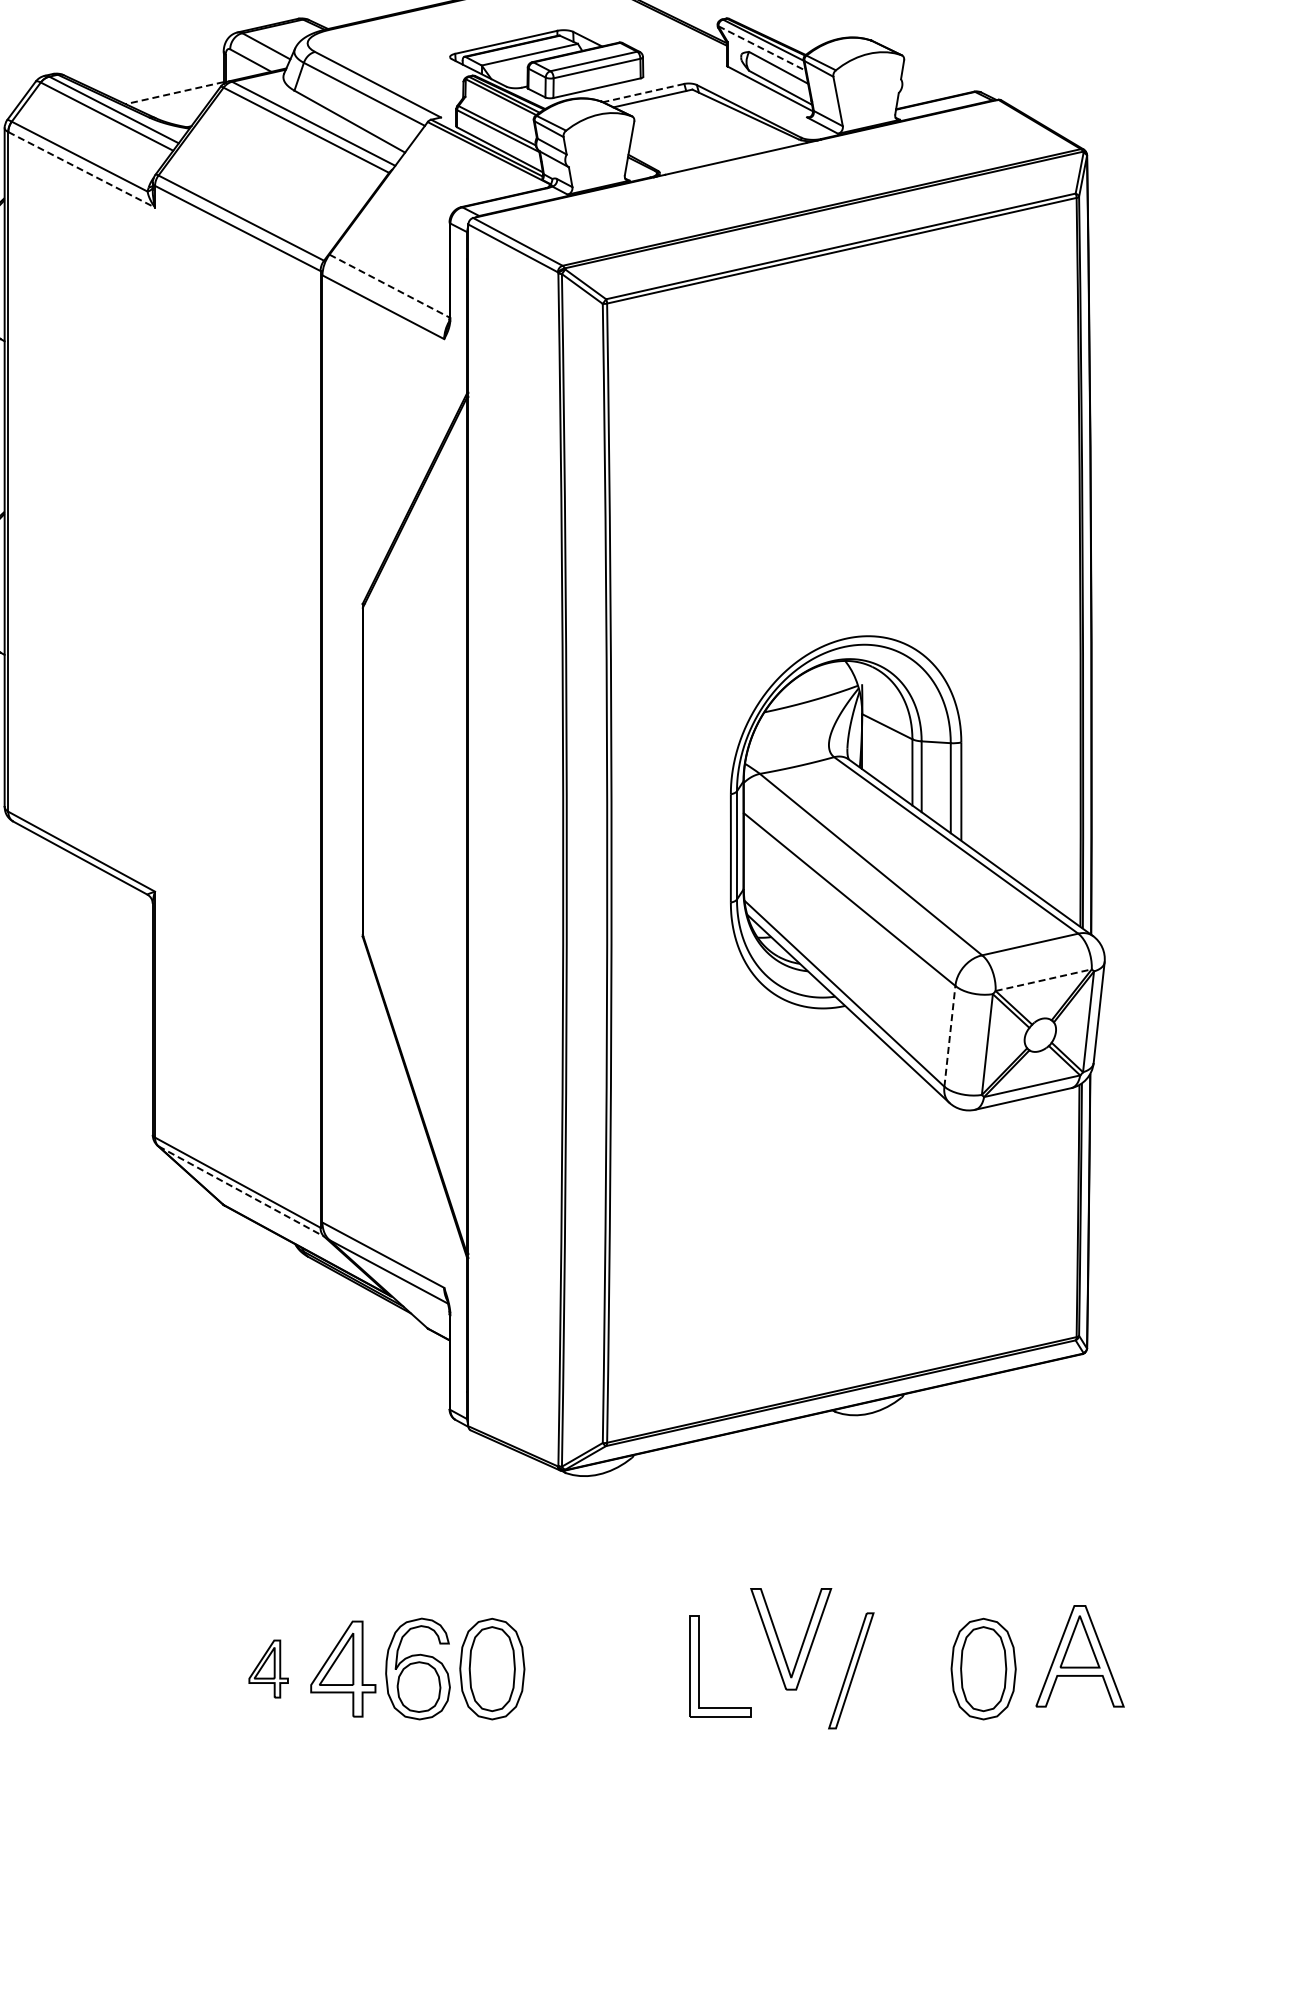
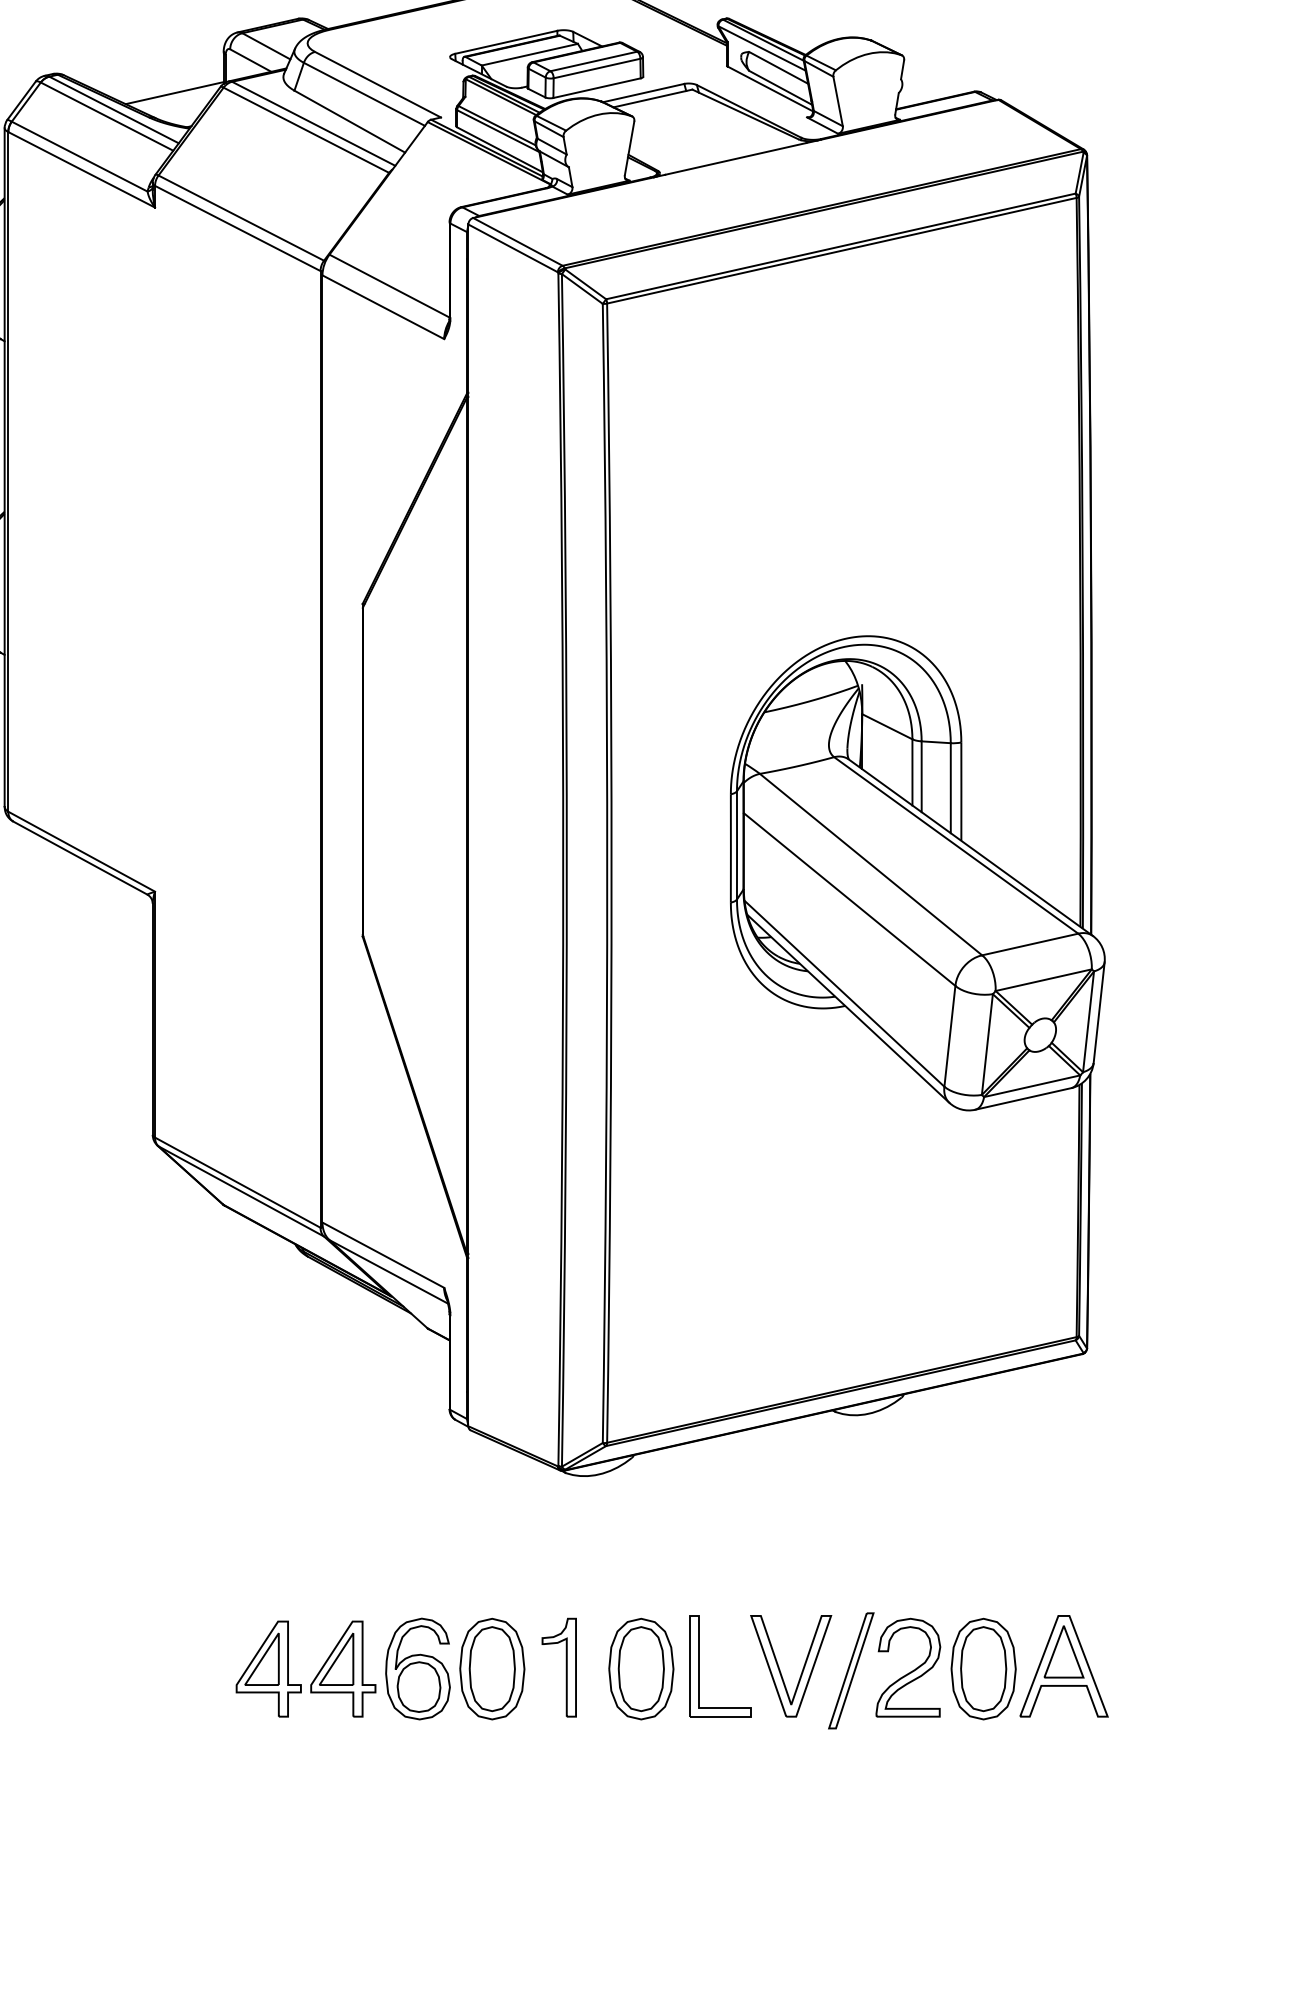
line: dashed -> solid (761, 48)
line: dashed -> solid (174, 93)
line: dashed -> solid (643, 93)
line: dashed -> solid (81, 169)
line: dashed -> solid (389, 286)
line: dashed -> solid (1044, 980)
line: dashed -> solid (949, 1036)
line: dashed -> solid (241, 1191)
part position: (802, 1641) -> (802, 1668) (802, 1668)
part position: (1079, 1656) -> (1063, 1666) (1063, 1666)
part: none -> present (565, 1667)
part: none -> present (908, 1667)
part size: 41x60 px -> 67x98 px (268, 1668)
part: none -> present (641, 1668)
